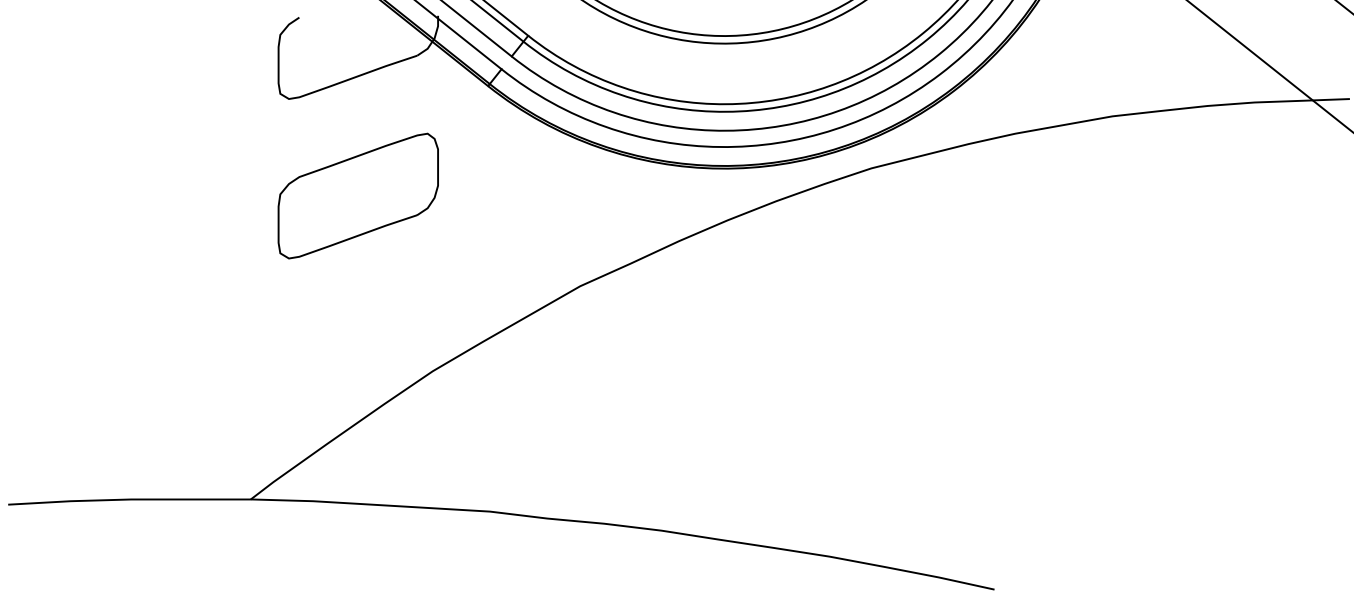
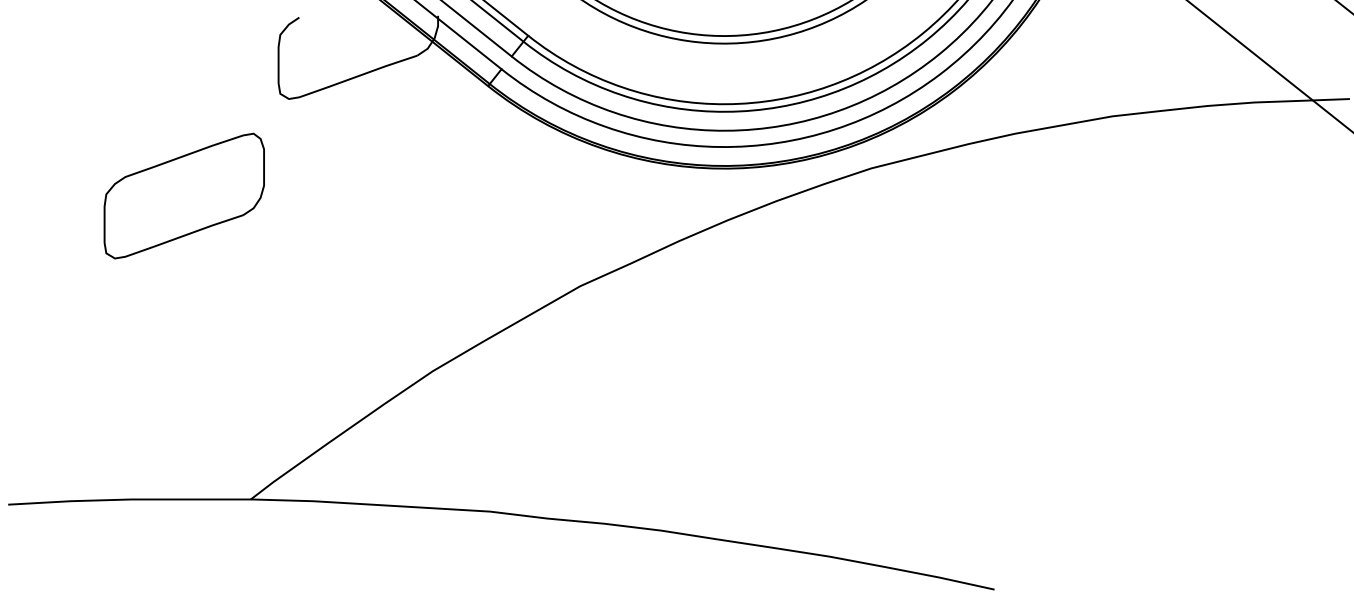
part position: (357, 195) -> (183, 195) (183, 195)
